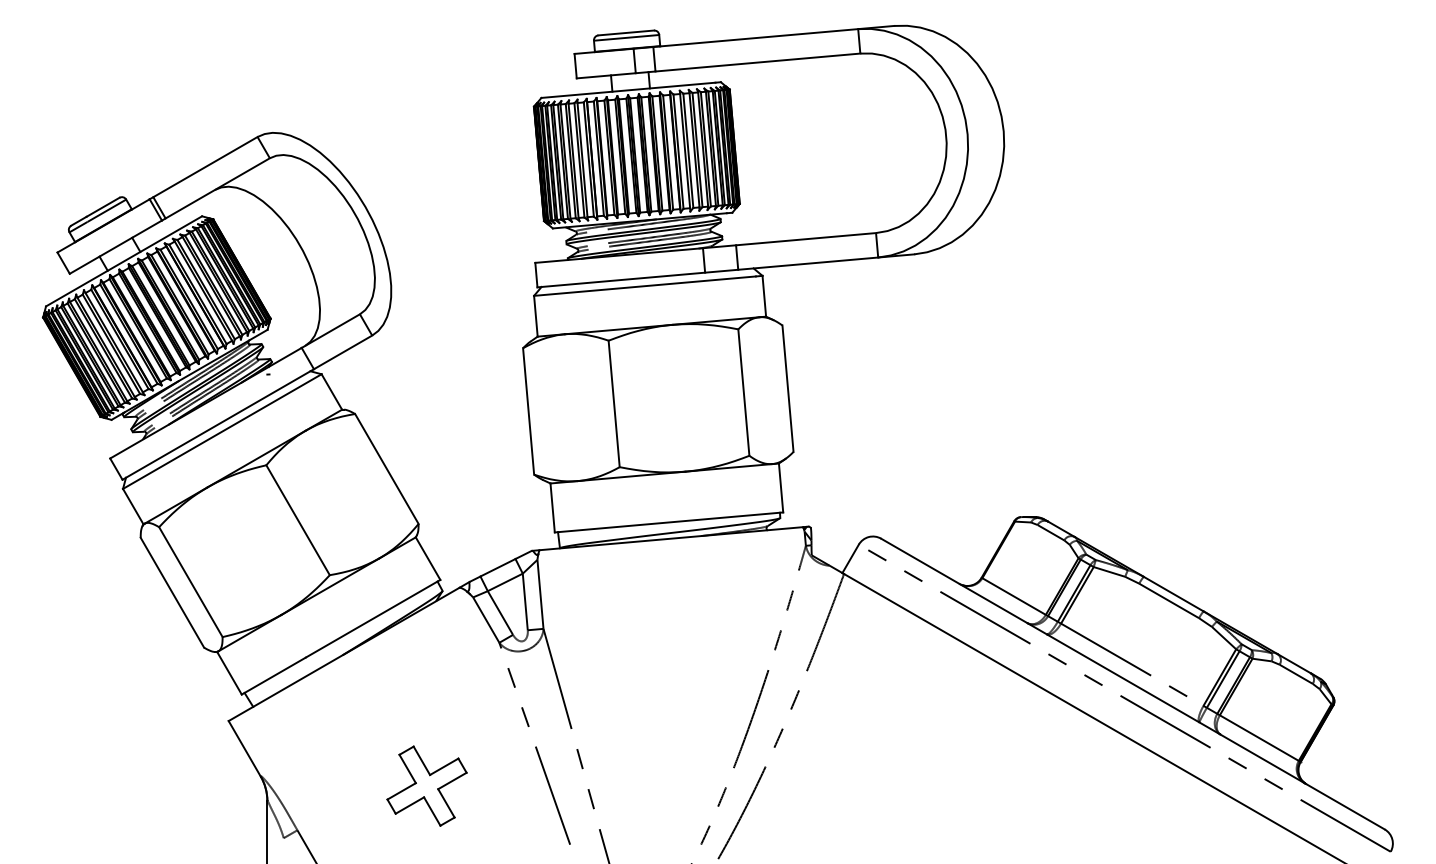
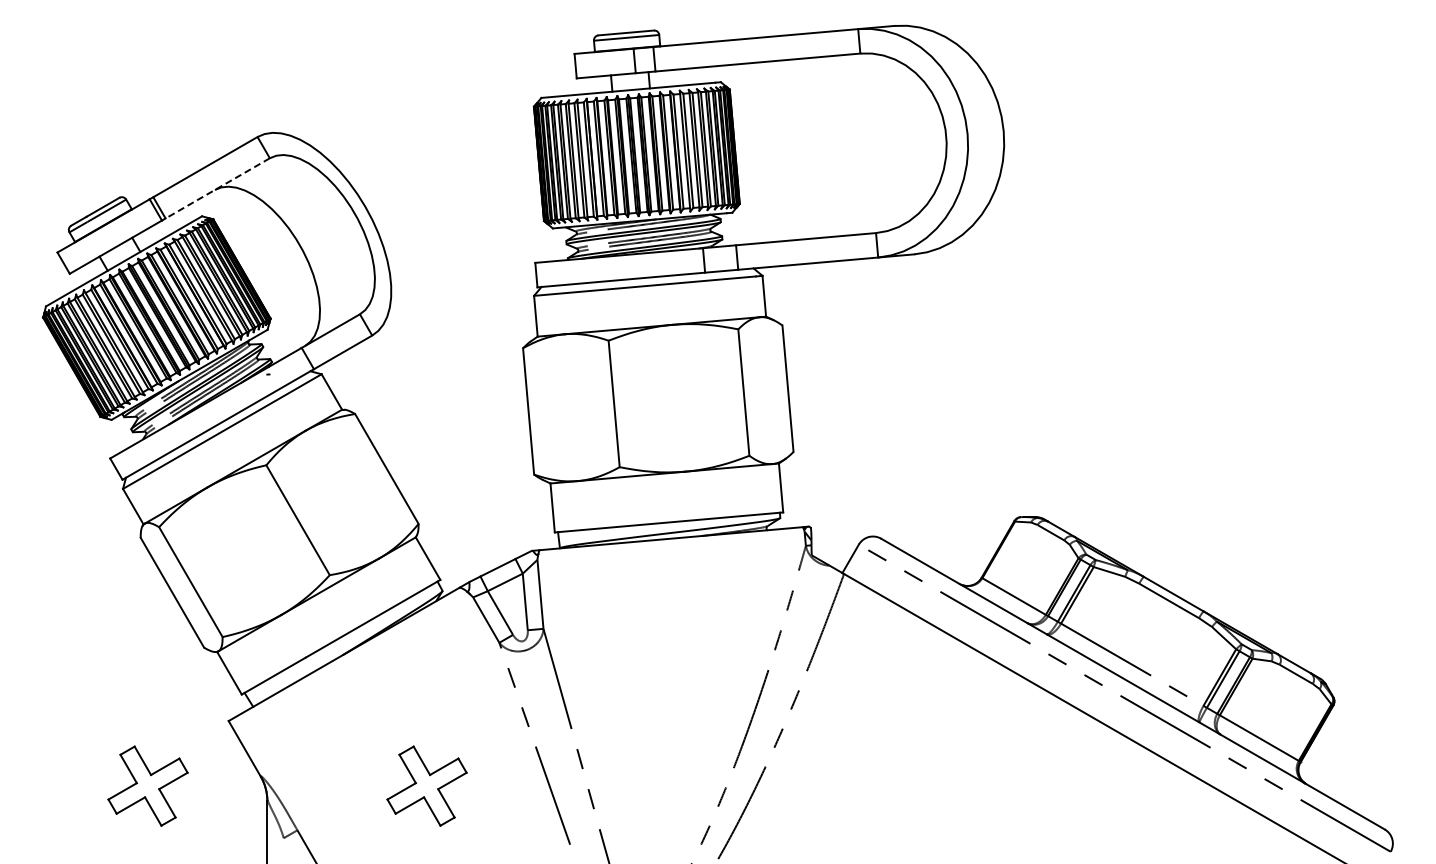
line: solid -> dashed (217, 188)
part: none -> present (147, 785)
